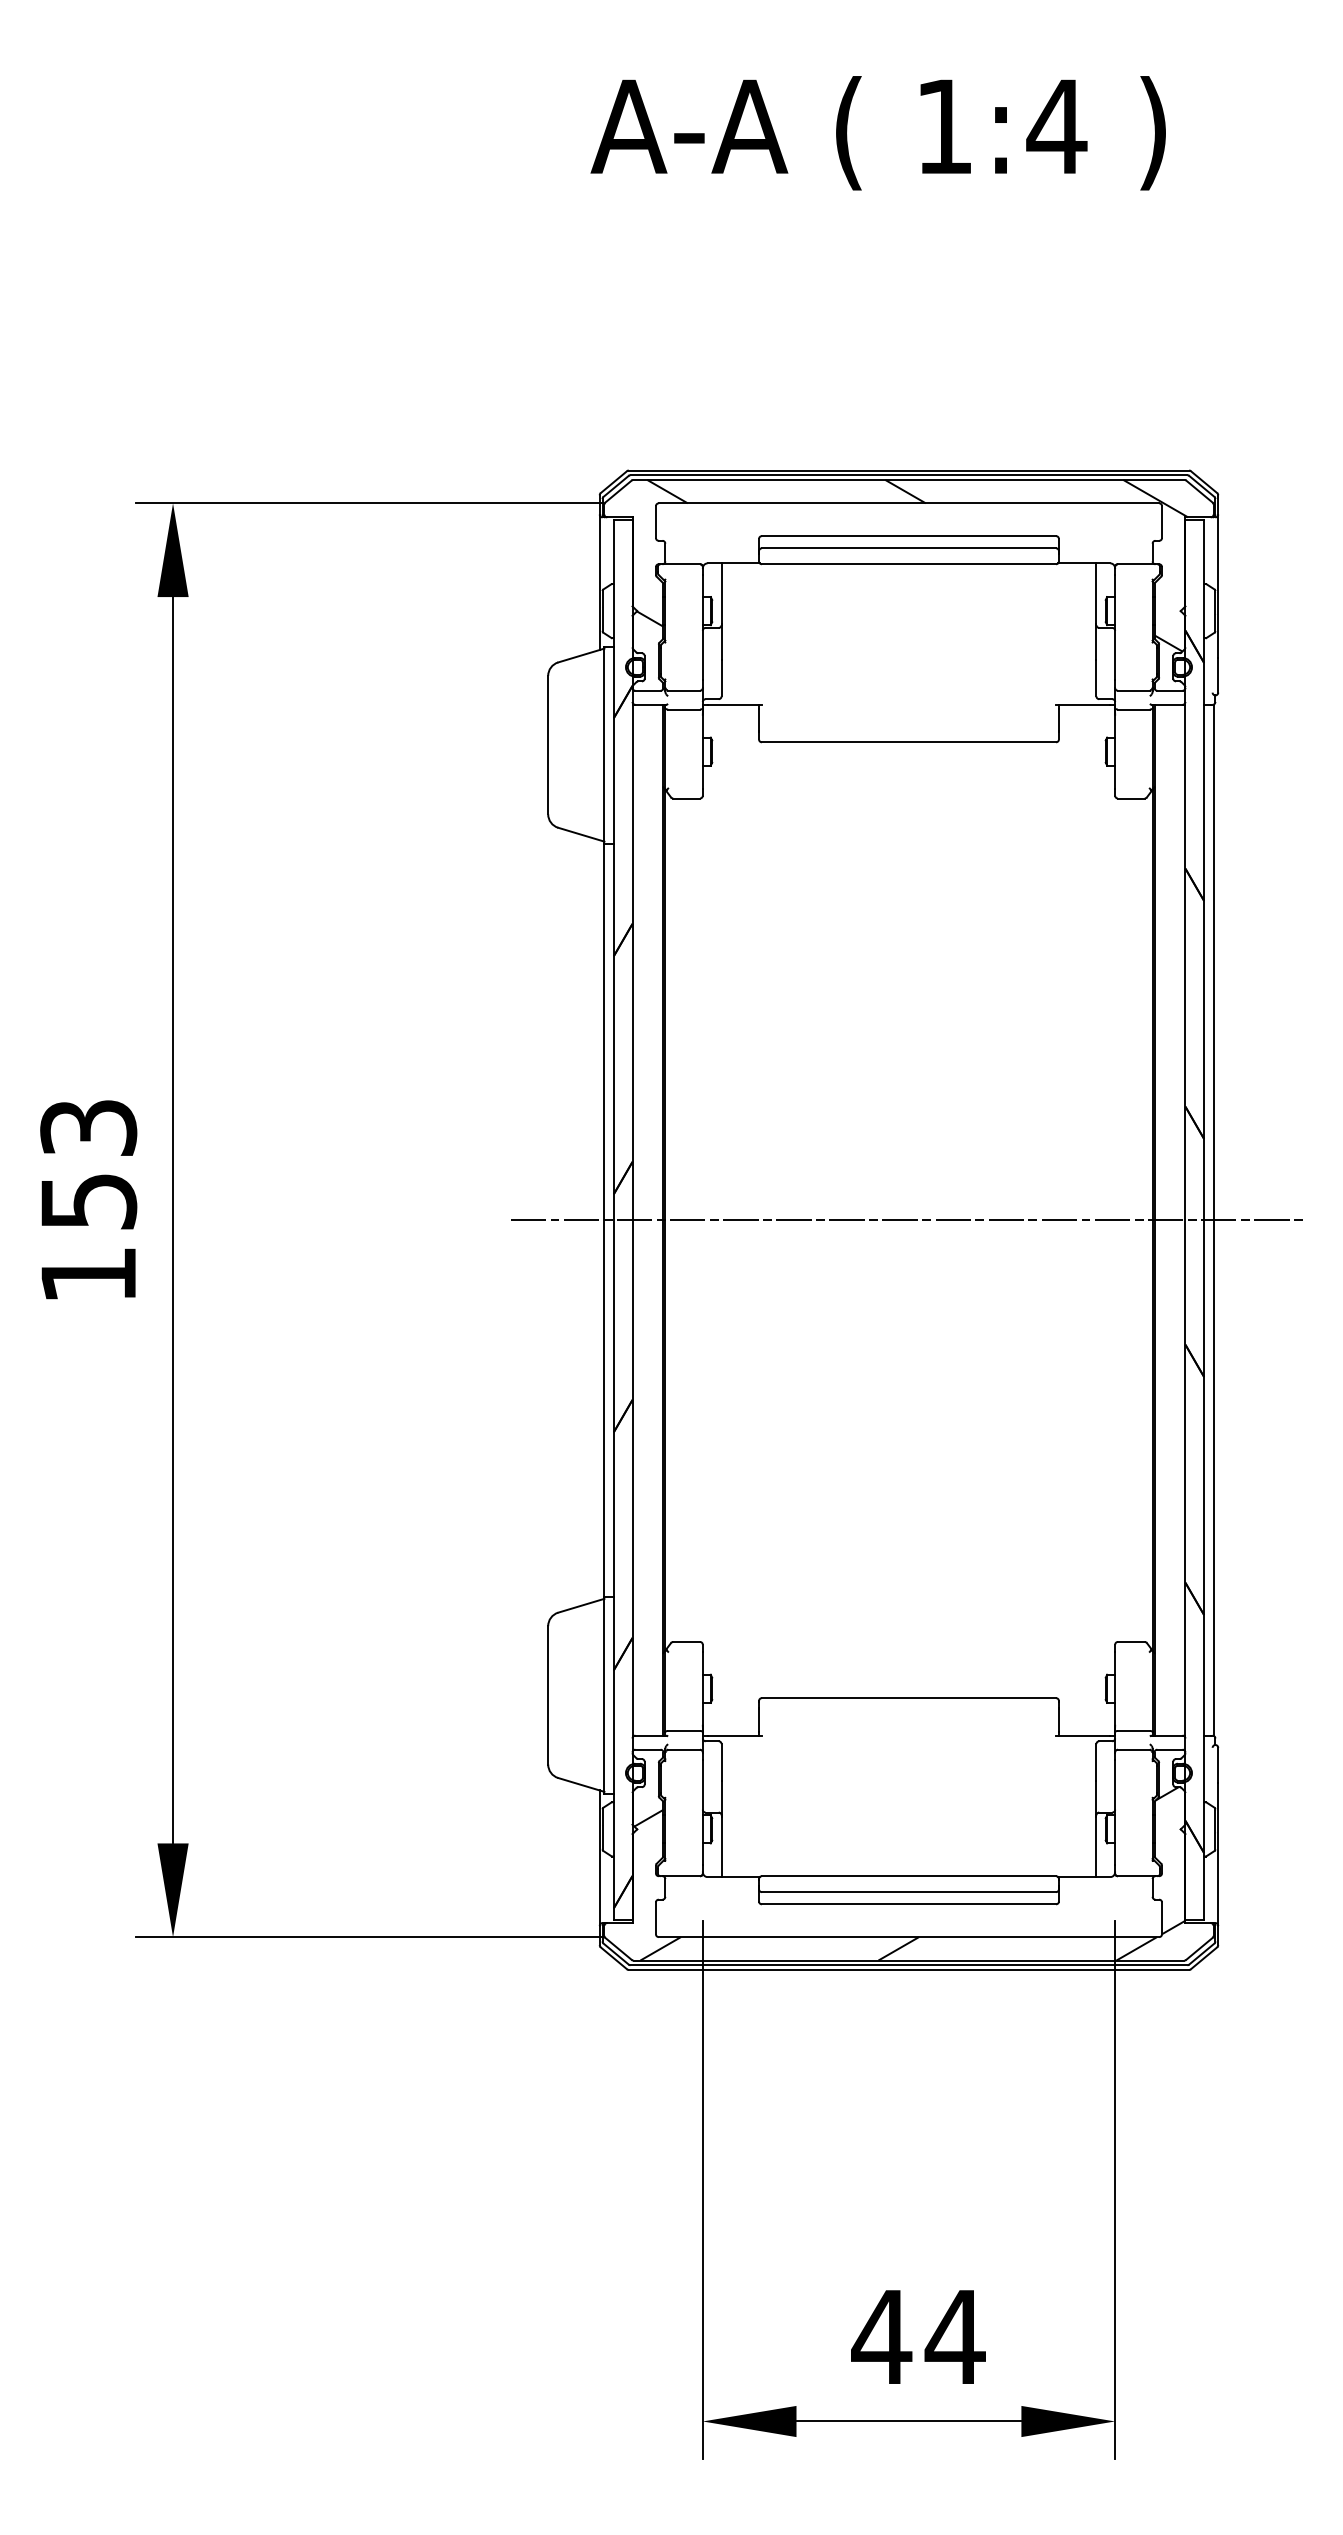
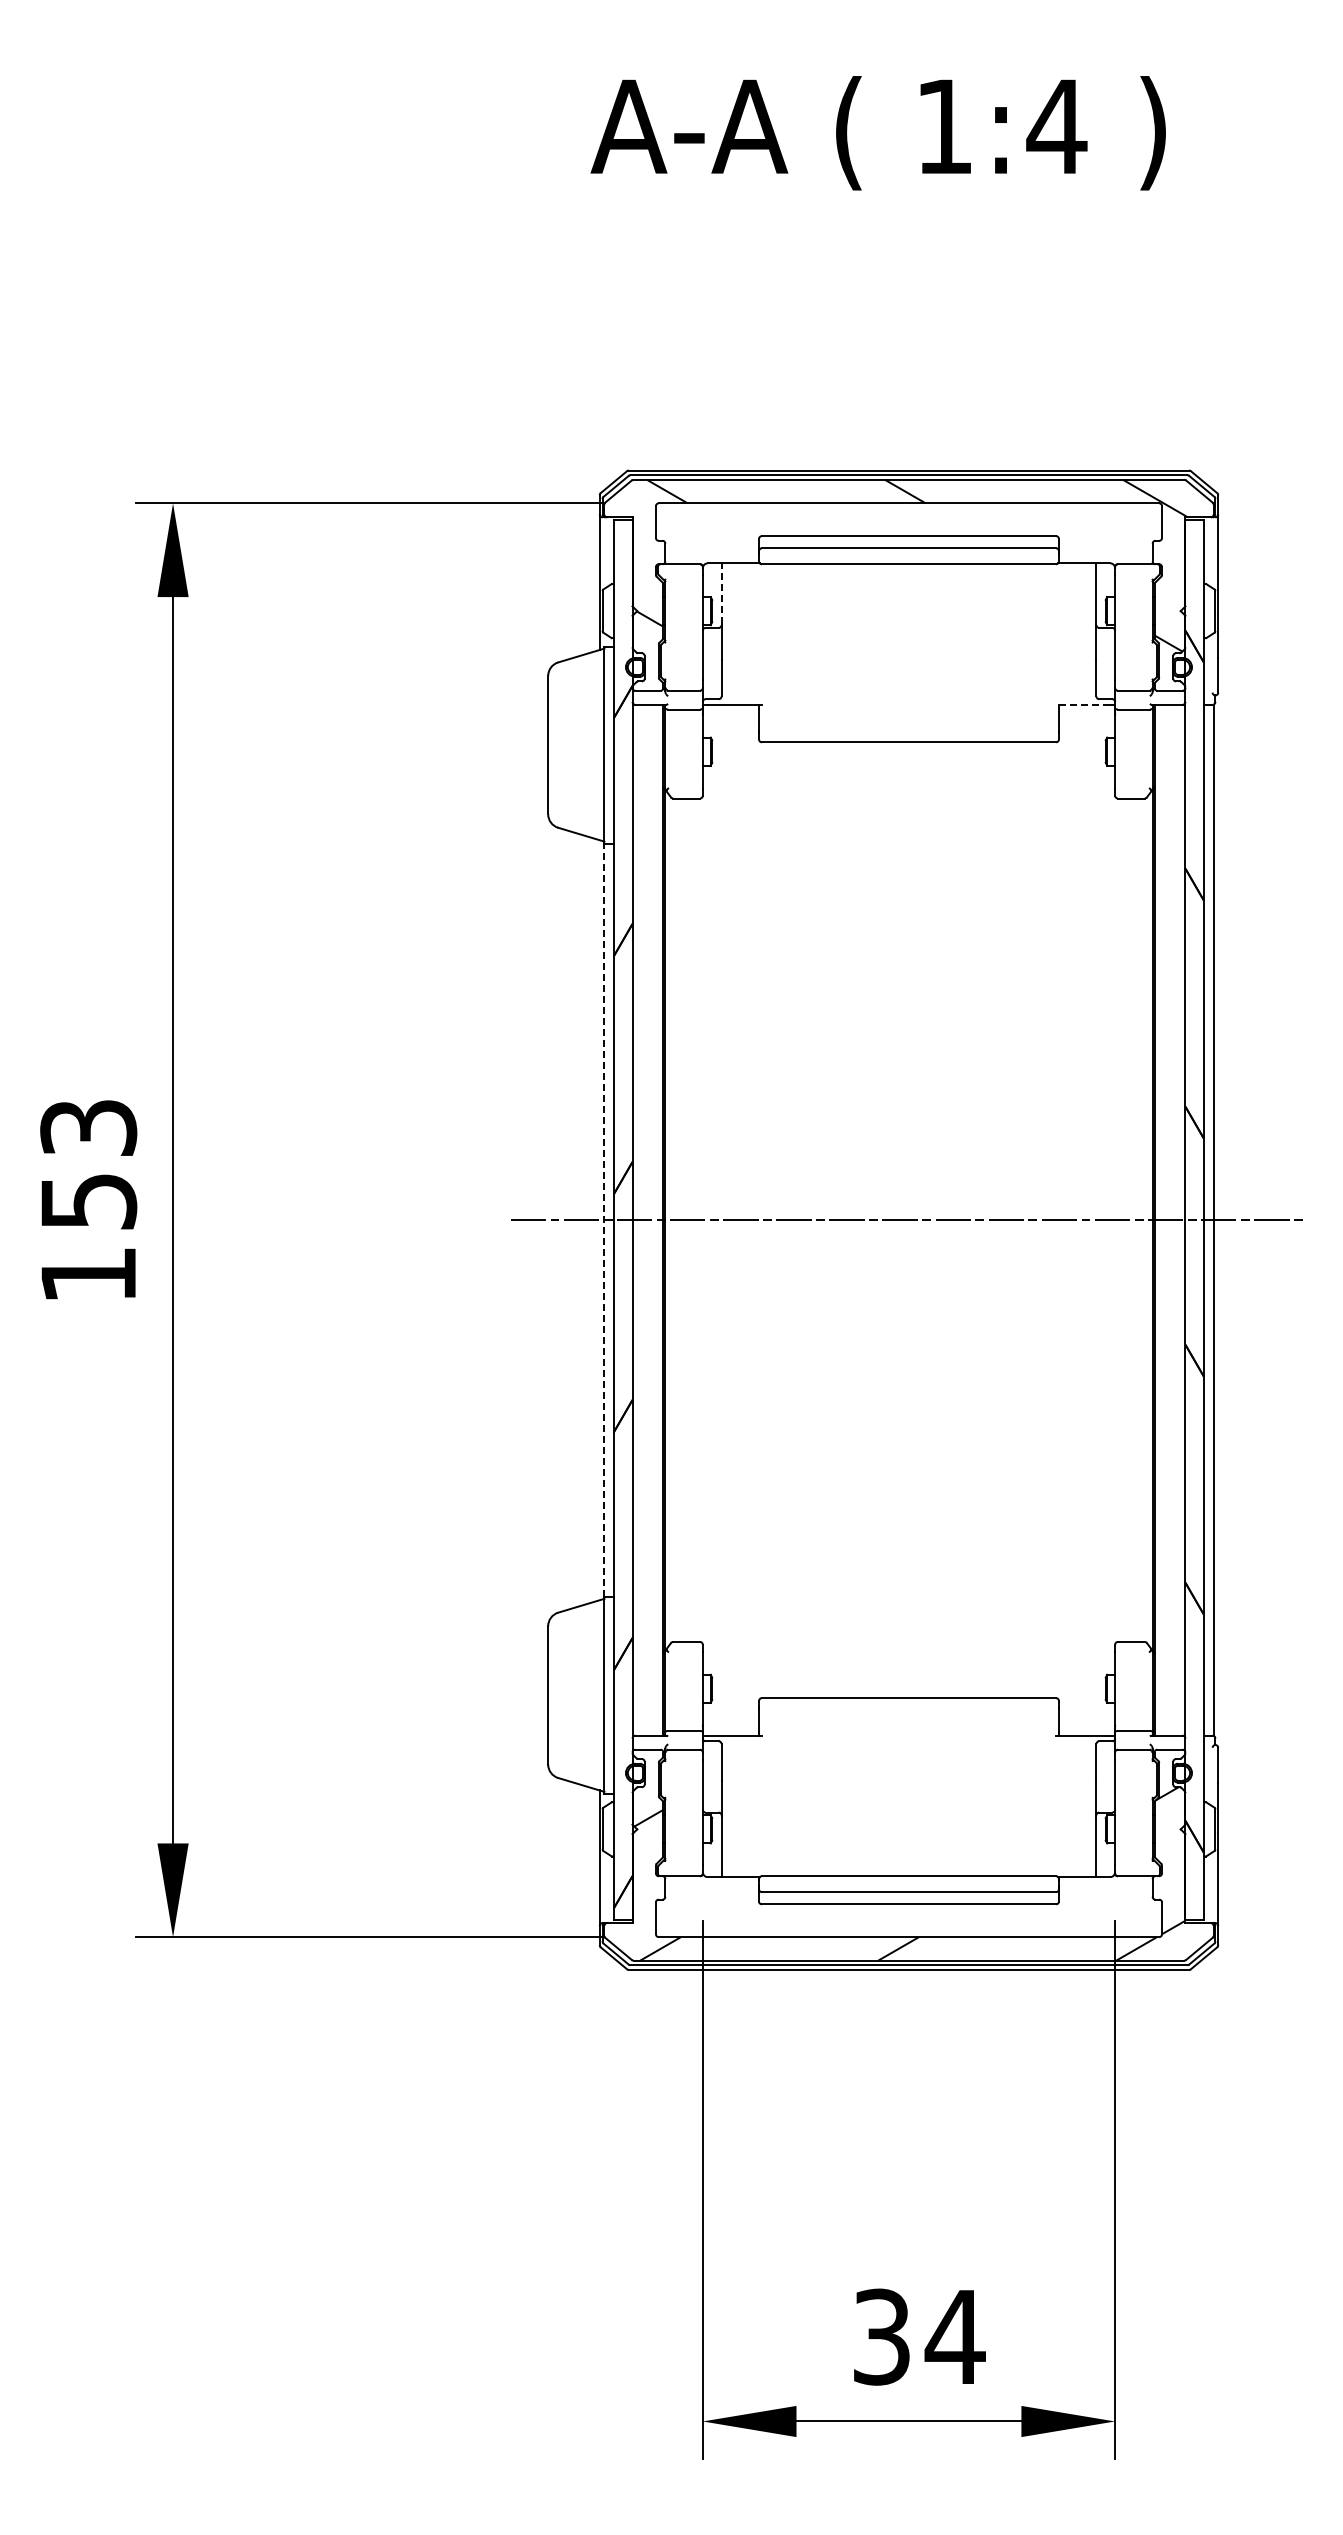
line: solid -> dashed (721, 592)
line: solid -> dashed (1082, 704)
line: solid -> dashed (604, 1220)
text: 44 -> 34 (881, 2336)
